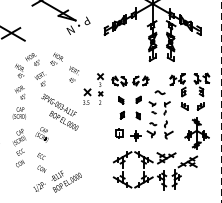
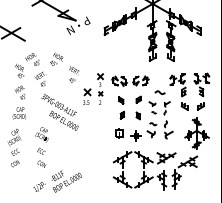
line: dashed -> solid (221, 101)
text position: (19, 147) -> (14, 147) (14, 147)
text position: (41, 162) -> (41, 157) (41, 157)
